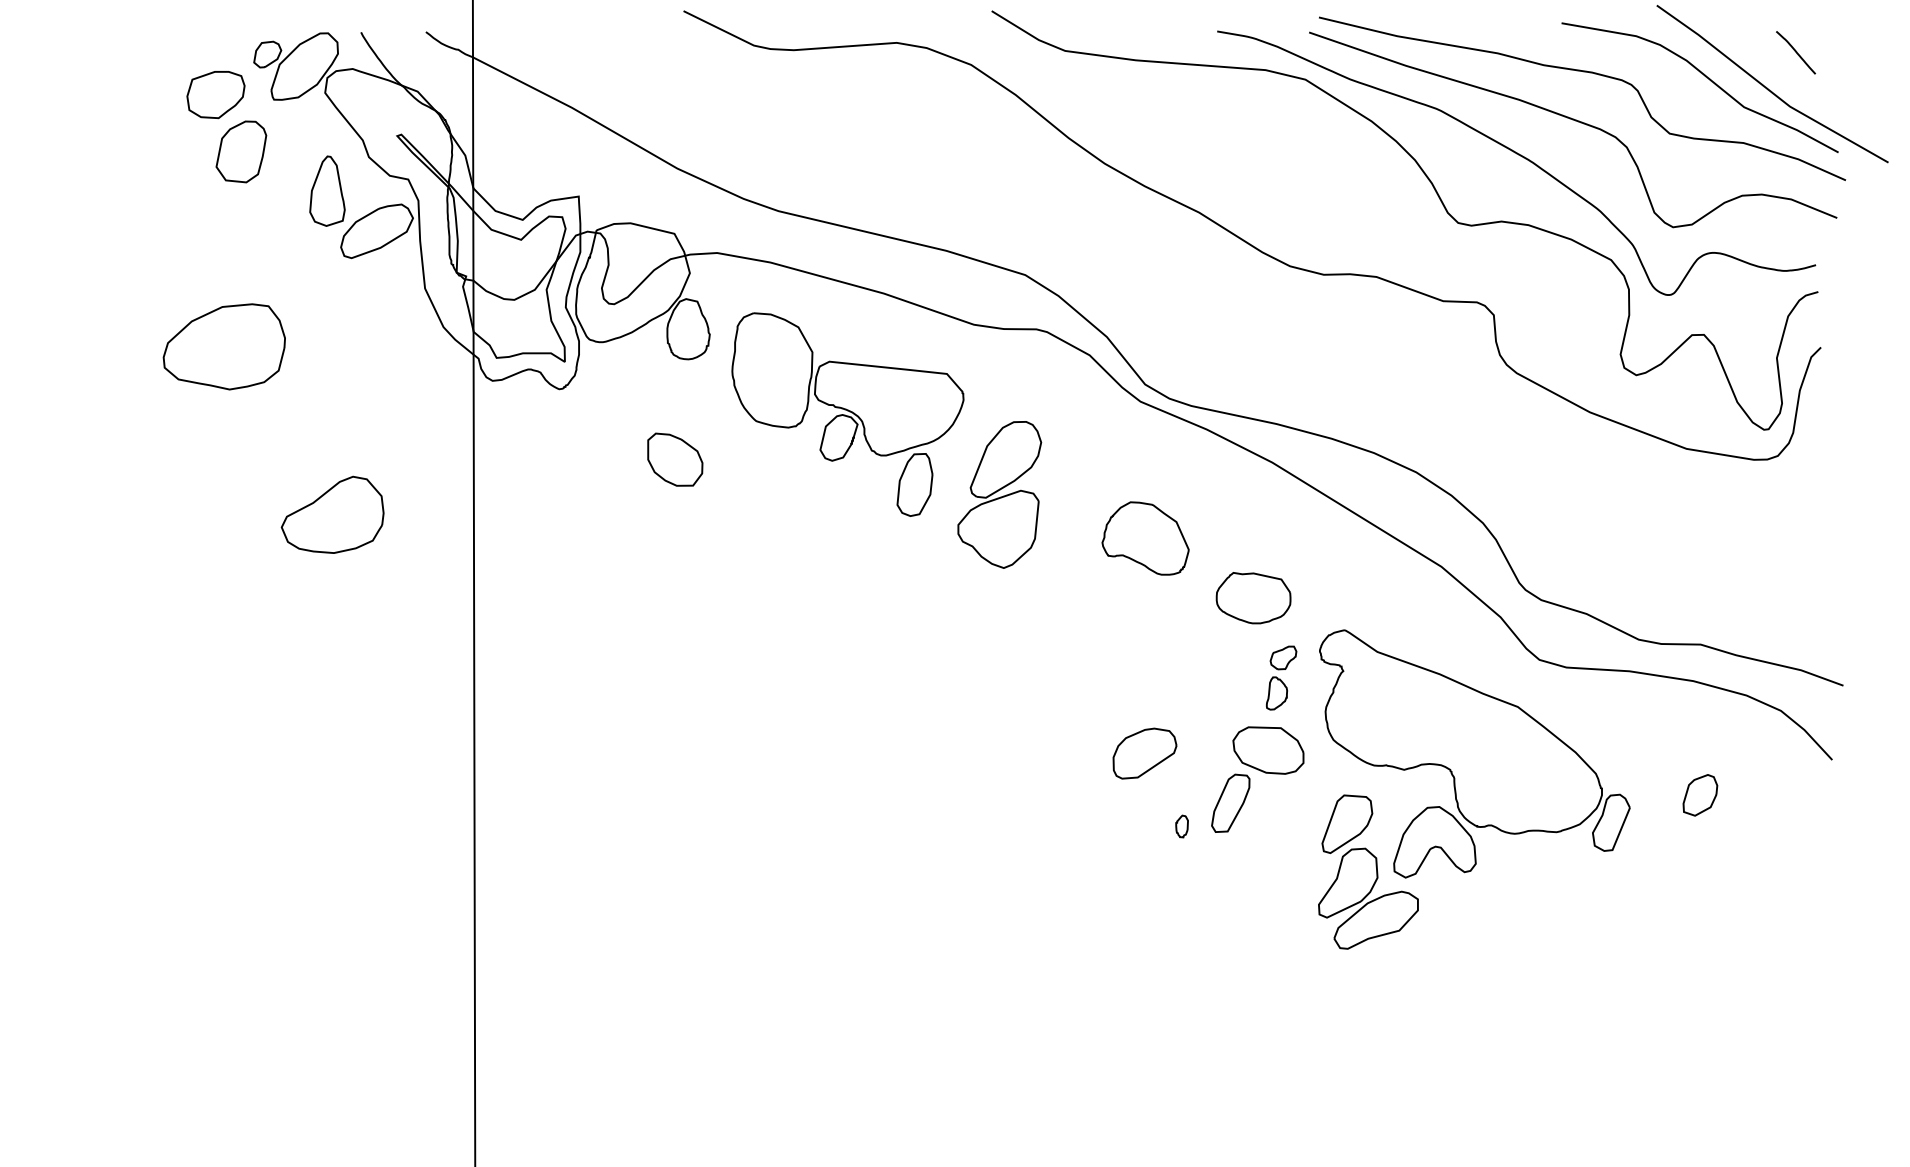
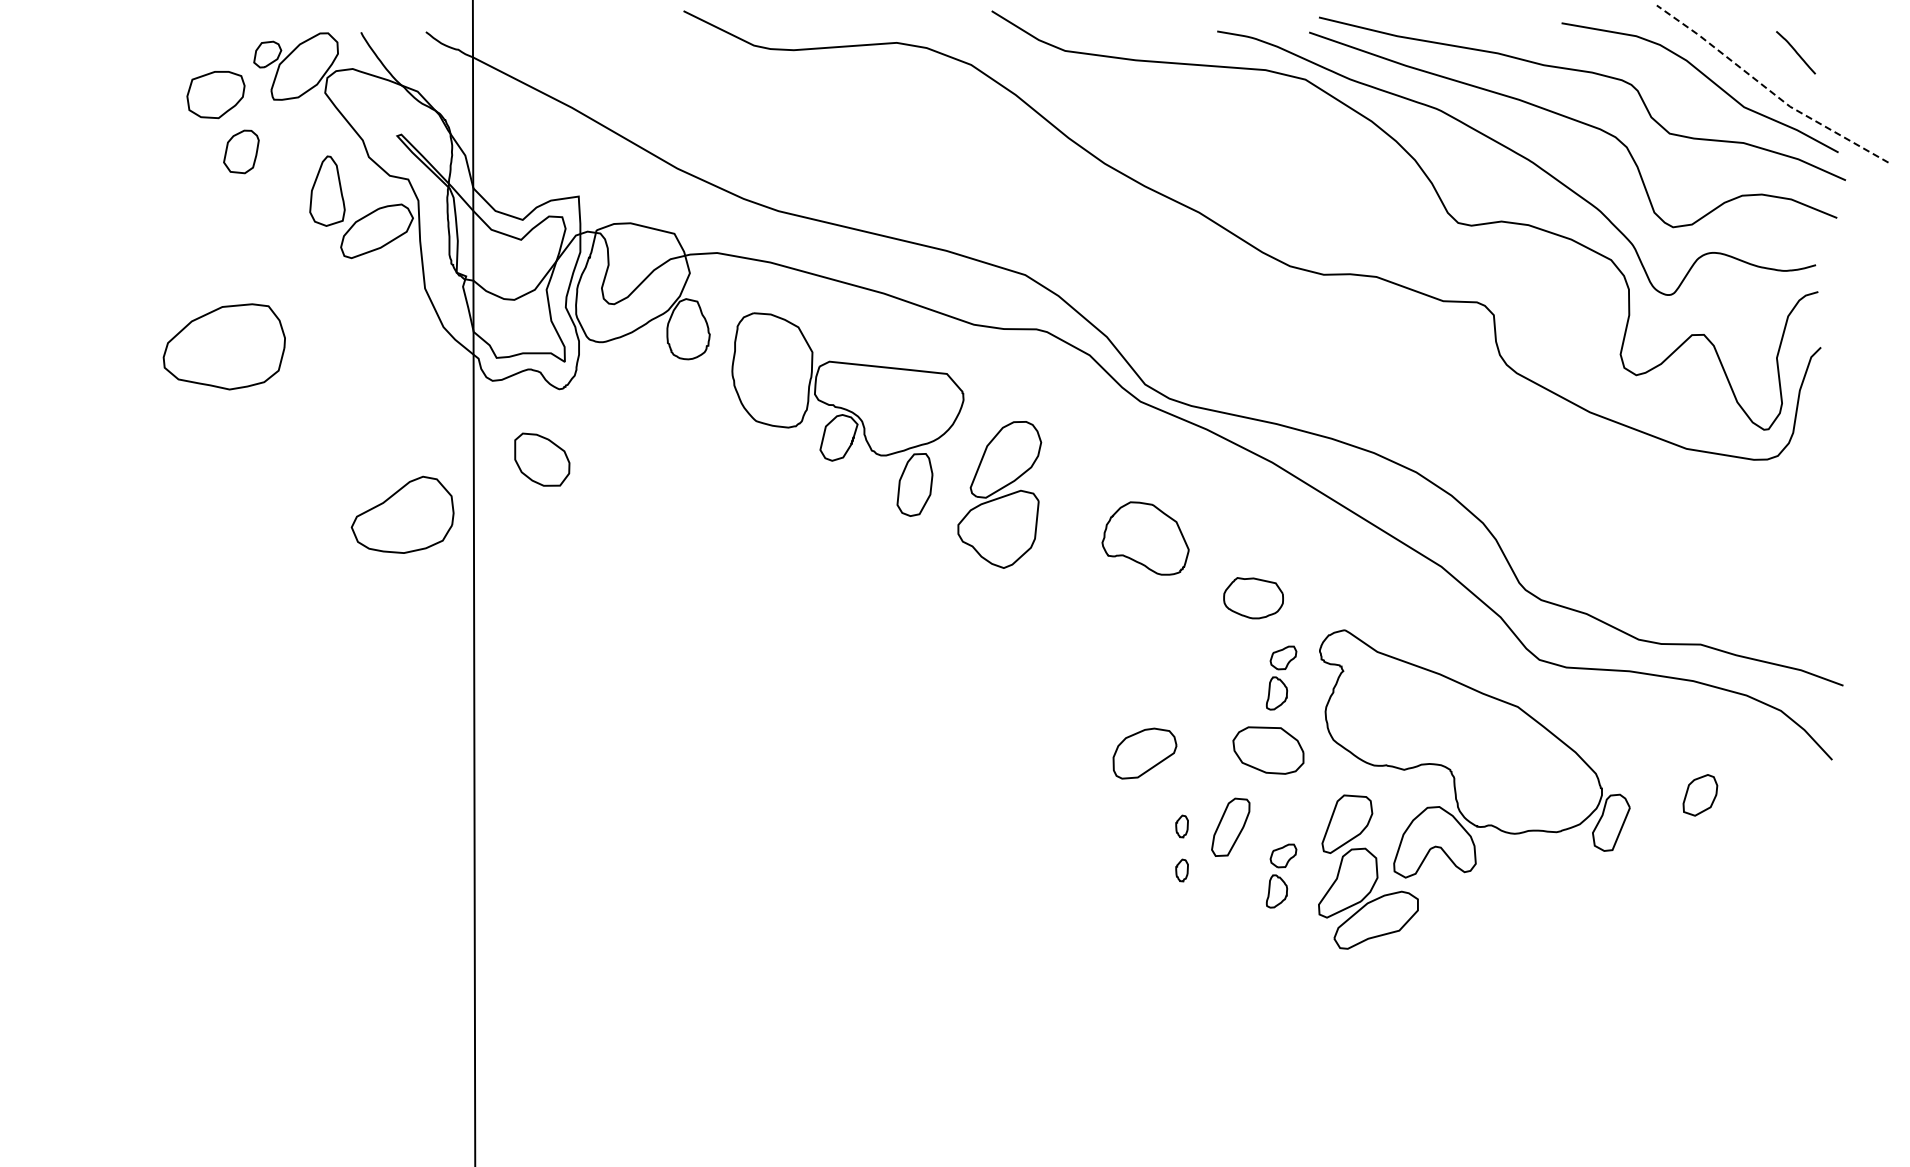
line: solid -> dashed (1768, 89)
part size: 53x64 px -> 37x46 px (241, 151)
part position: (675, 459) -> (542, 459) (542, 459)
part position: (332, 514) -> (402, 514) (402, 514)
part size: 77x53 px -> 61x43 px (1253, 598)
part position: (1230, 802) -> (1230, 826) (1230, 826)
part: none -> present (1181, 870)
part: none -> present (1281, 875)
